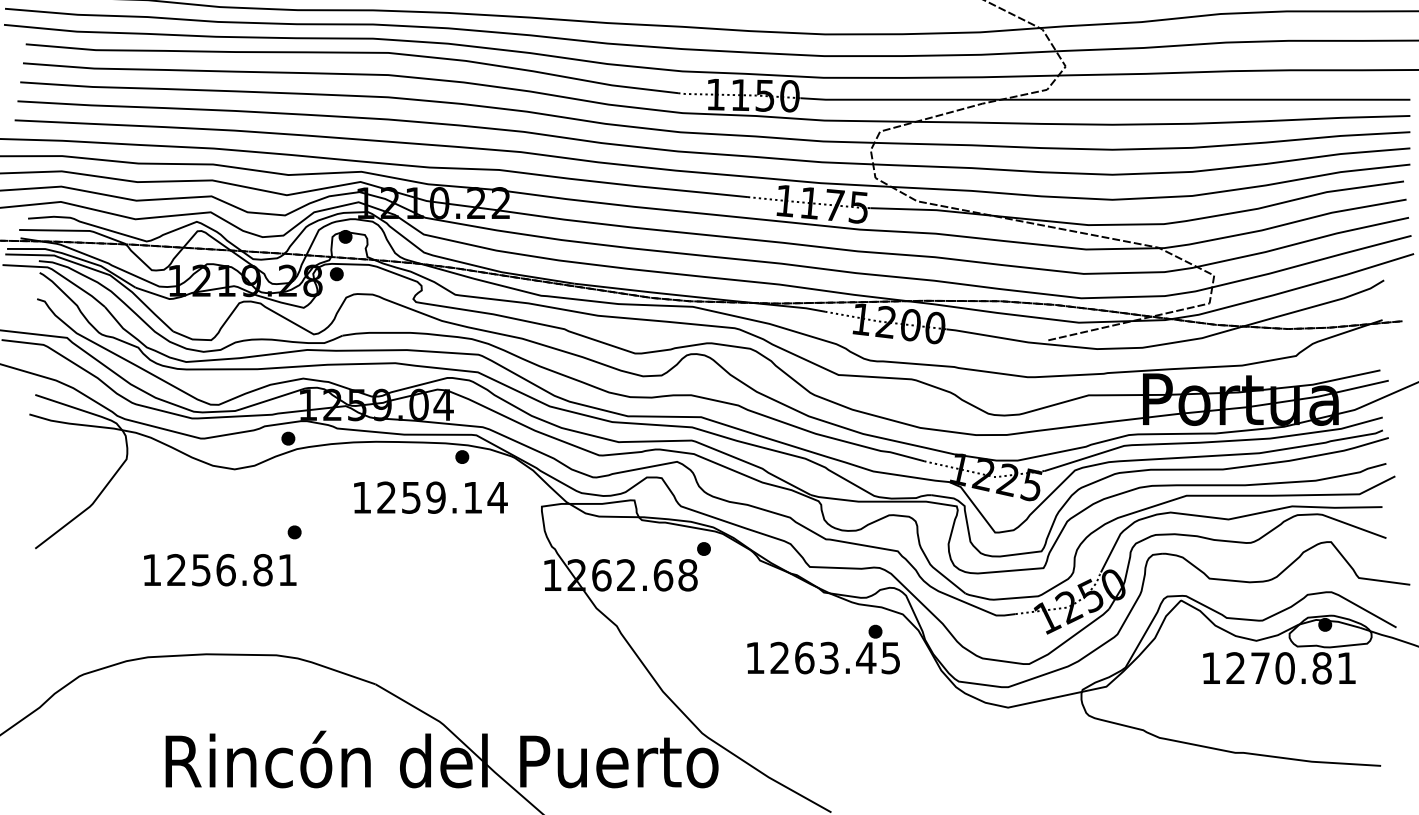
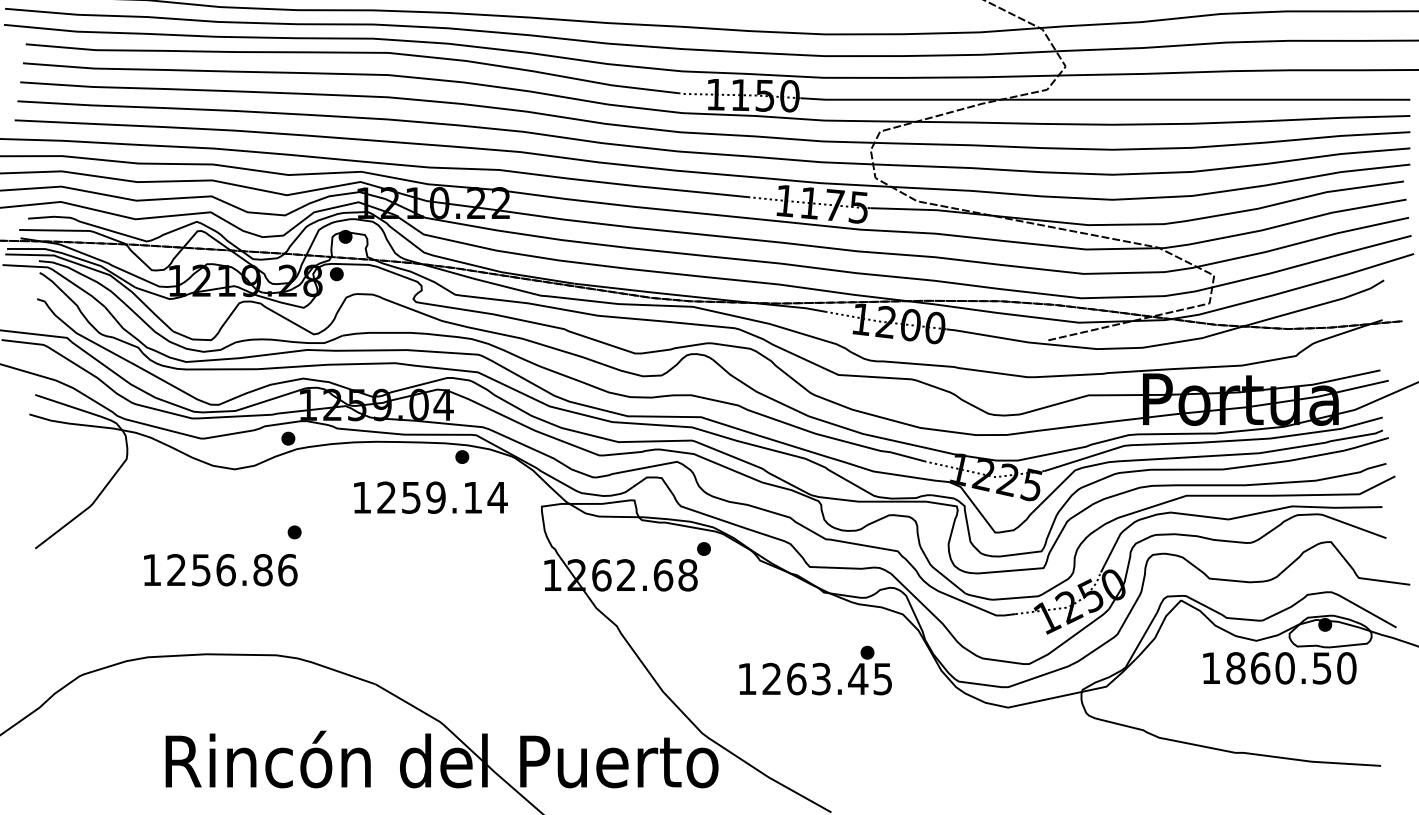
text: 1256.81 -> 1256.86 (287, 570)
text position: (823, 649) -> (815, 670) (815, 670)
text: 1270.81 -> 1860.50 (1291, 668)
